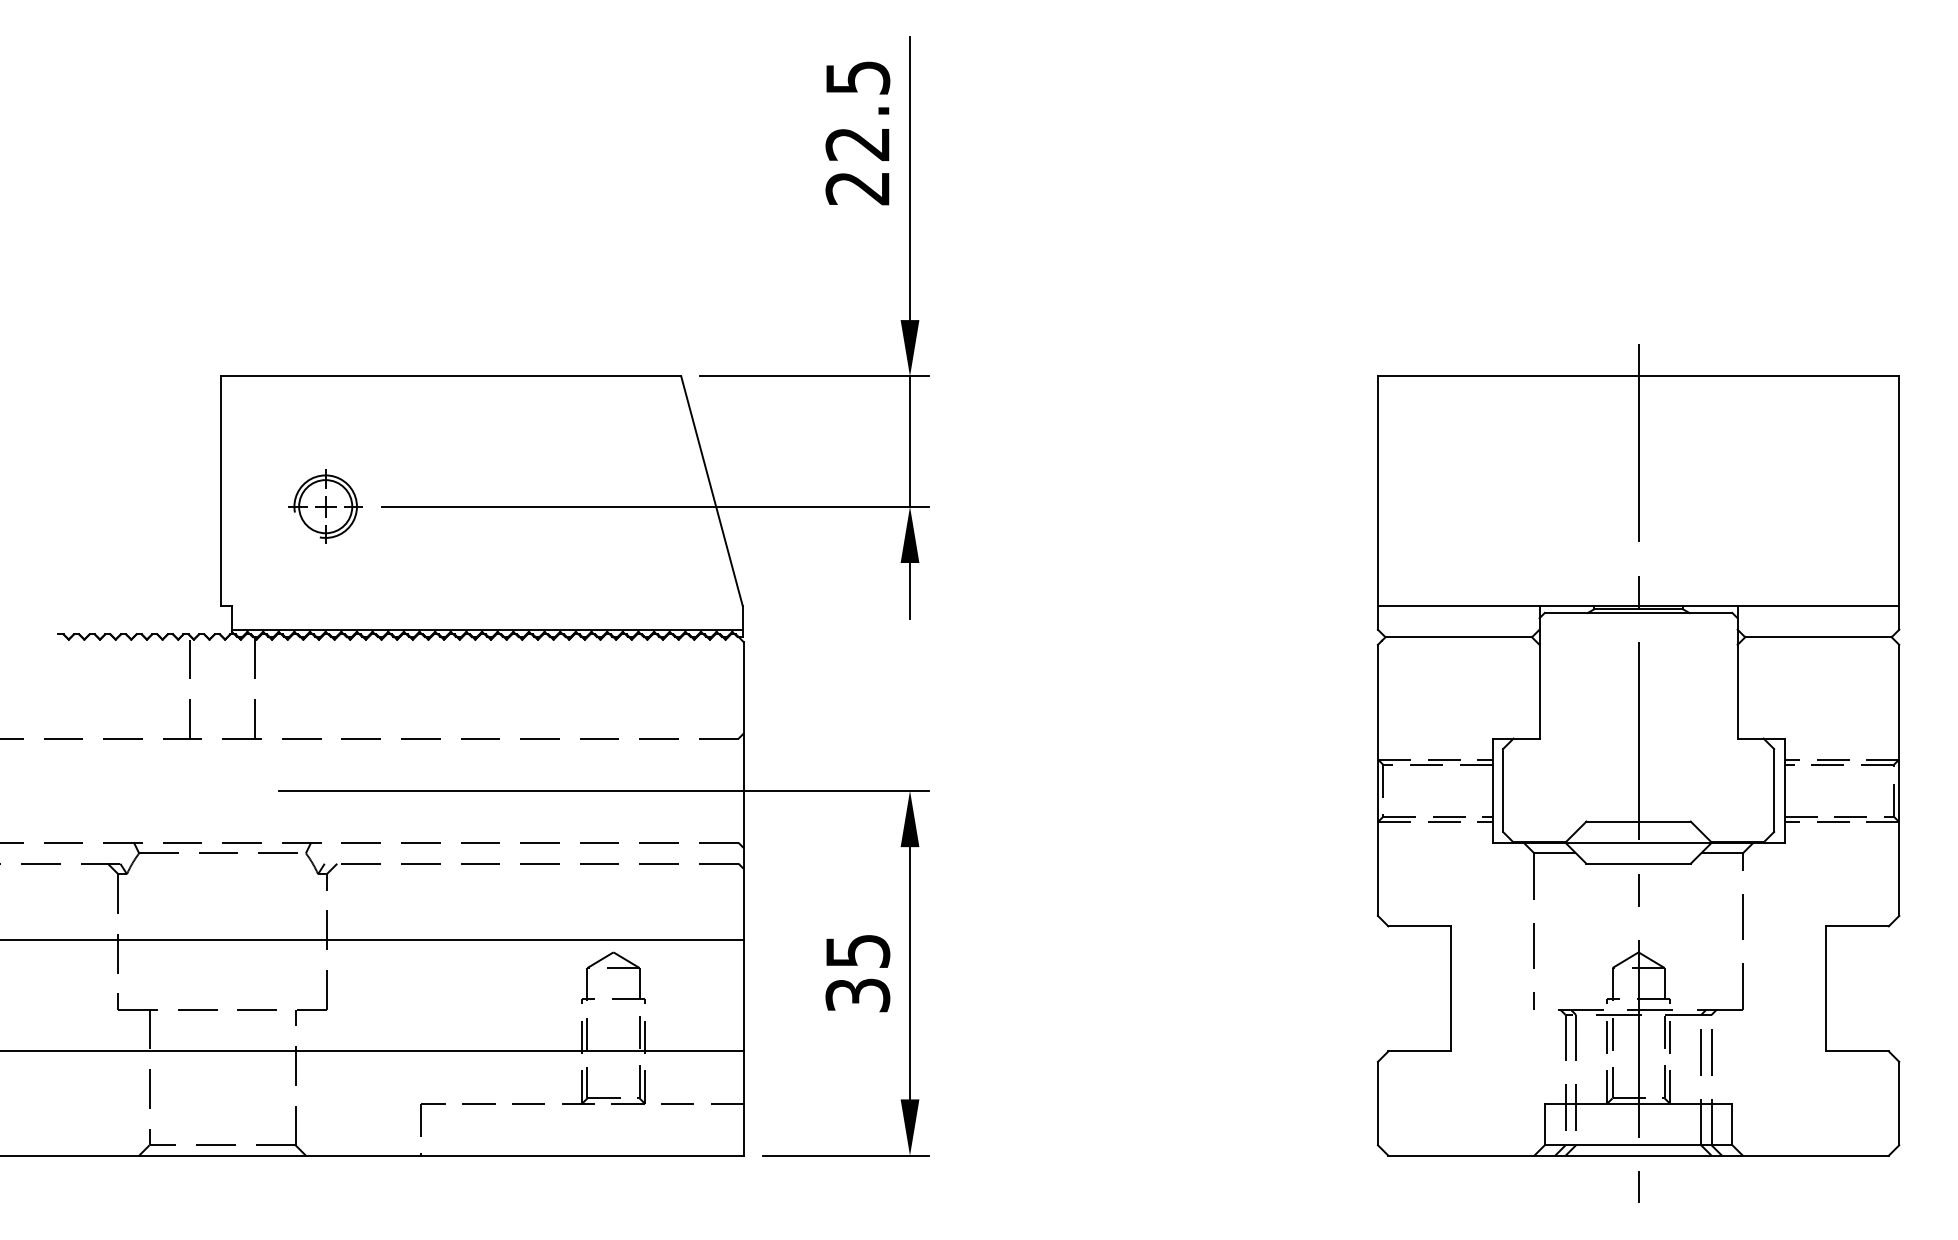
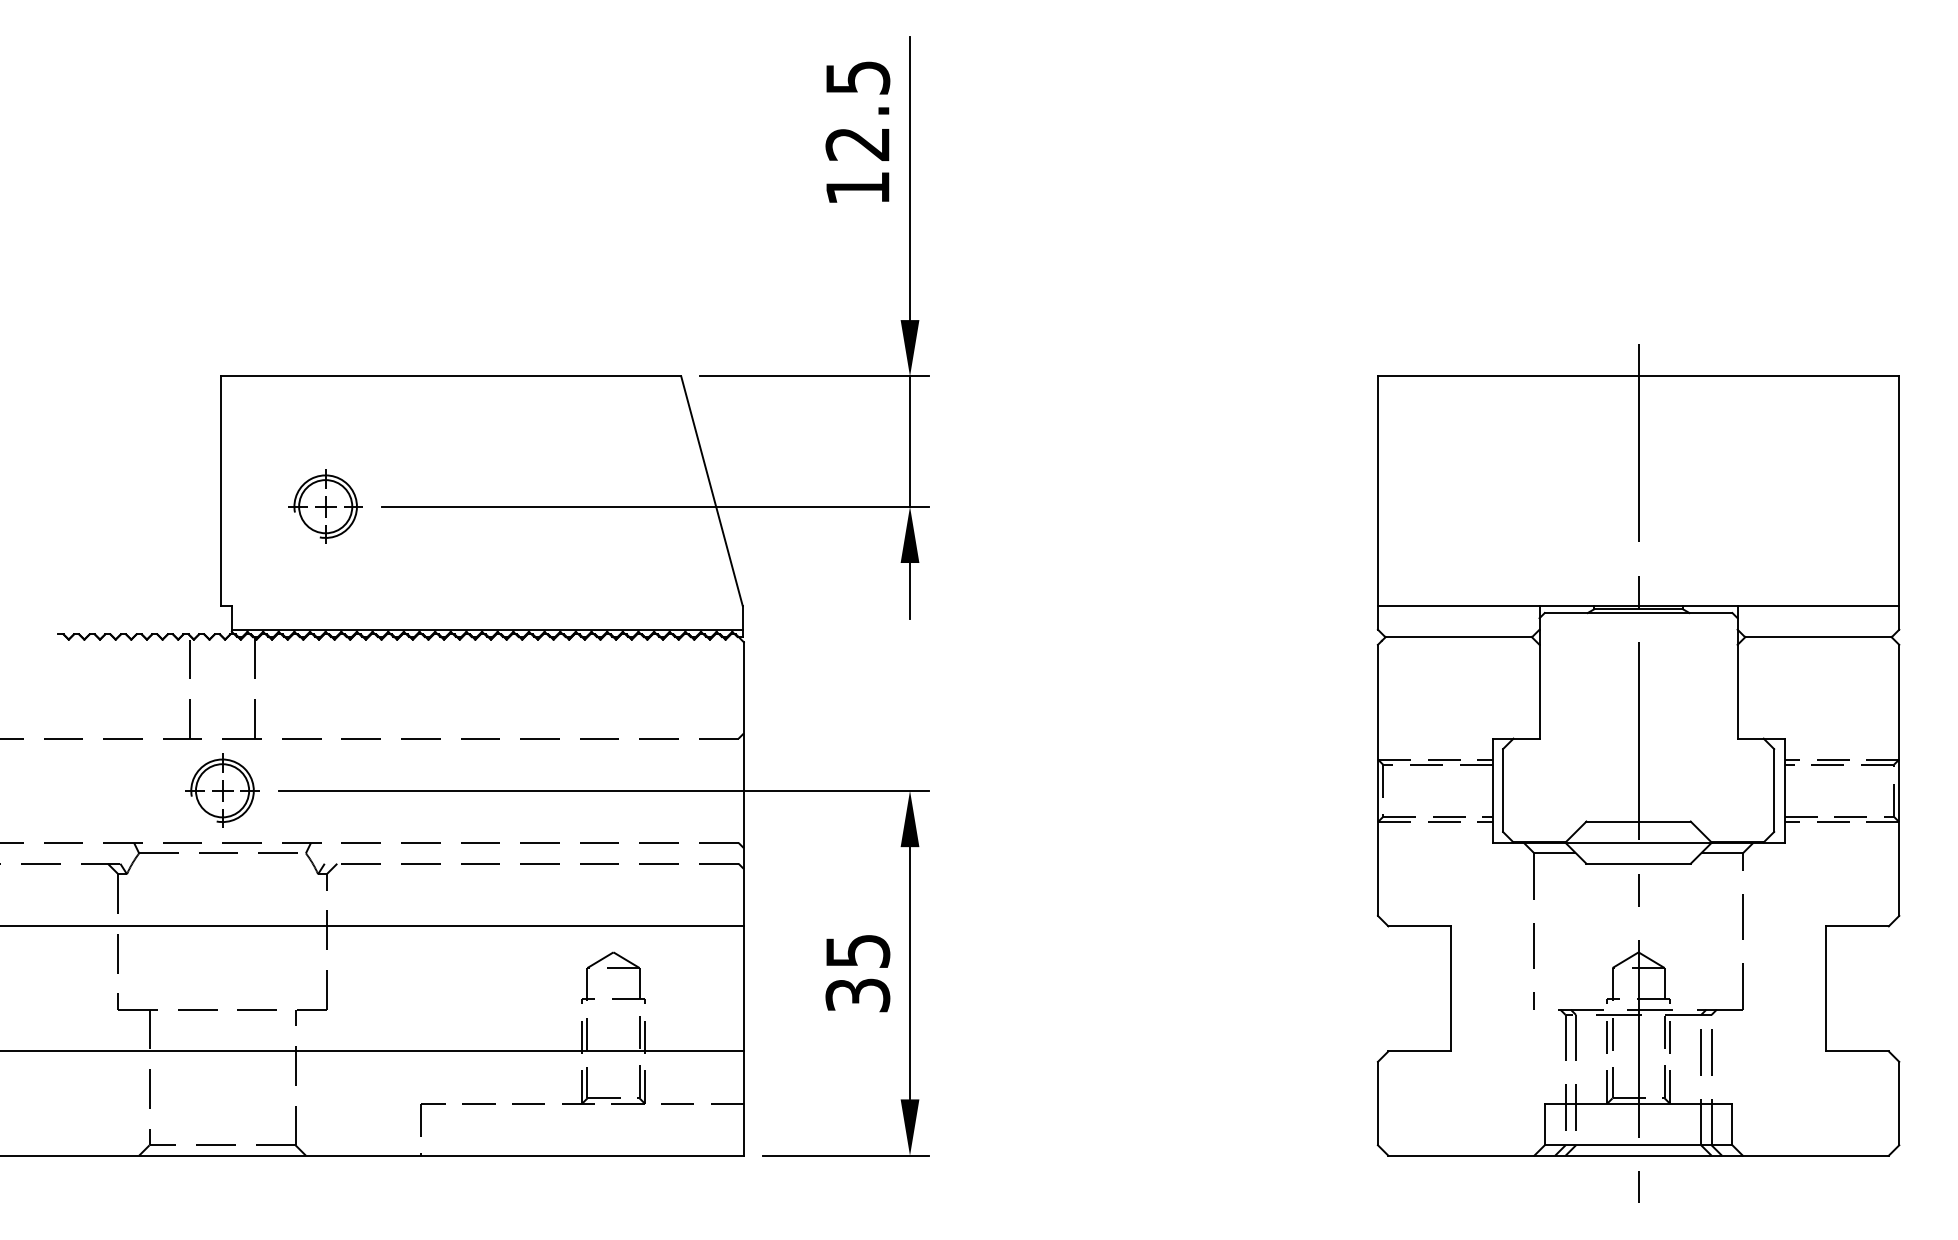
text: 22.5 -> 12.5 (857, 188)
part: none -> present (222, 790)
line position: (372, 940) -> (372, 926) (372, 926)
